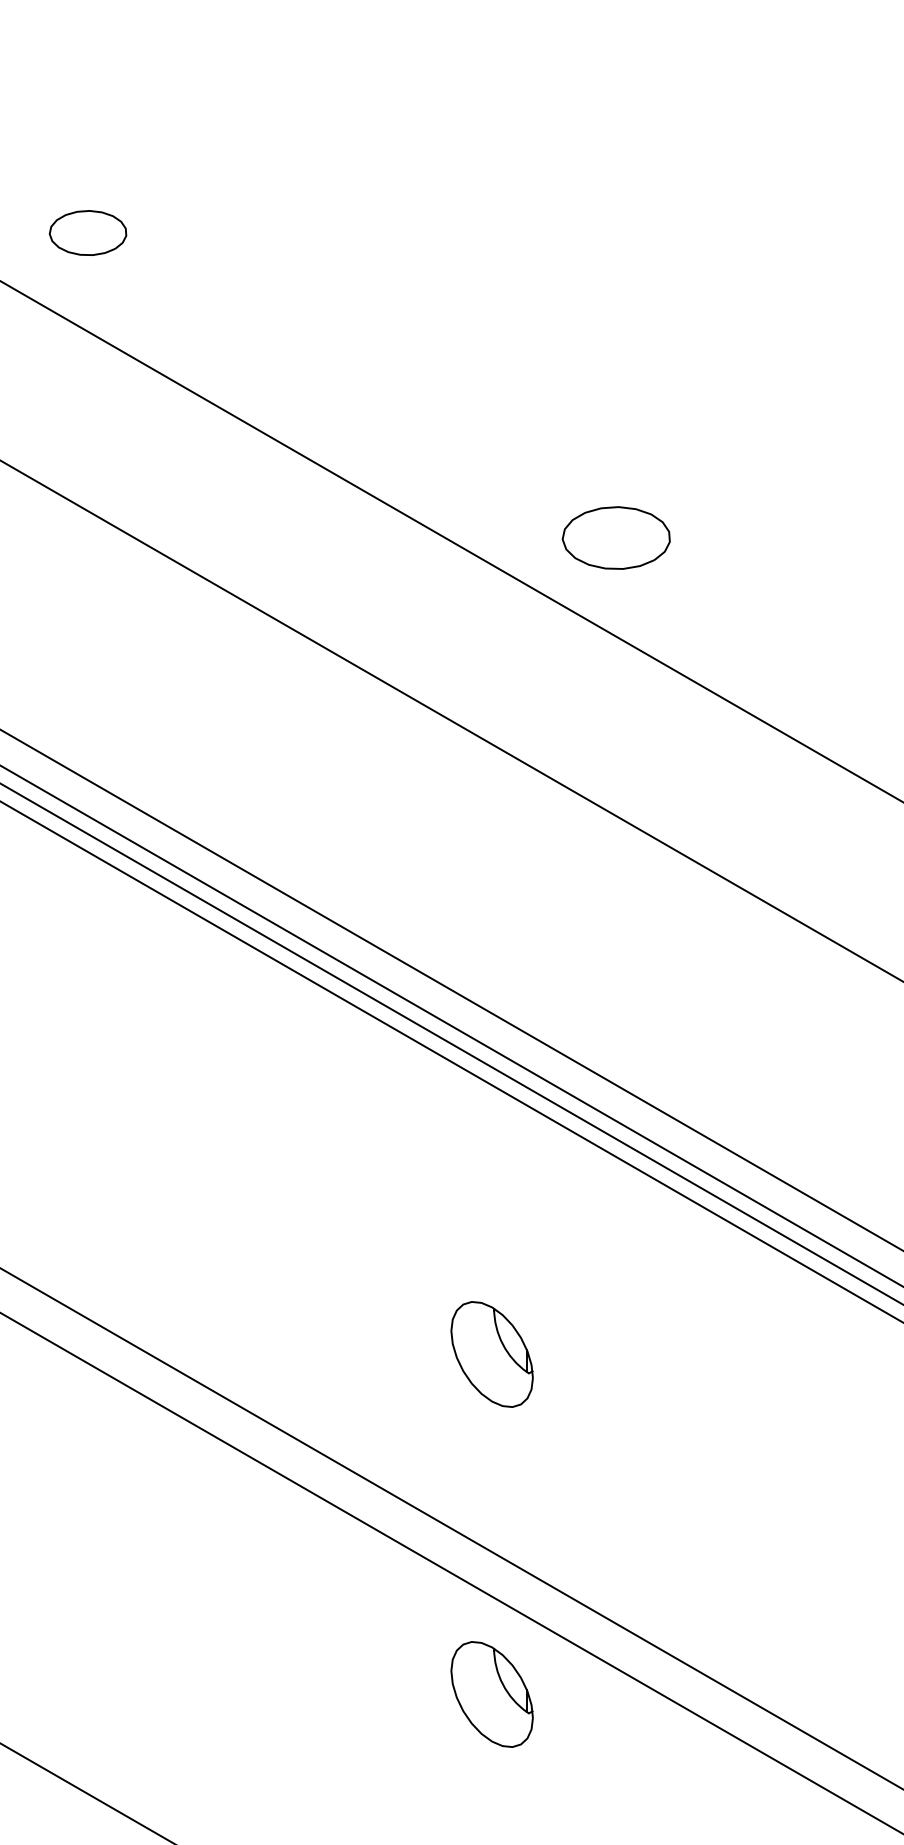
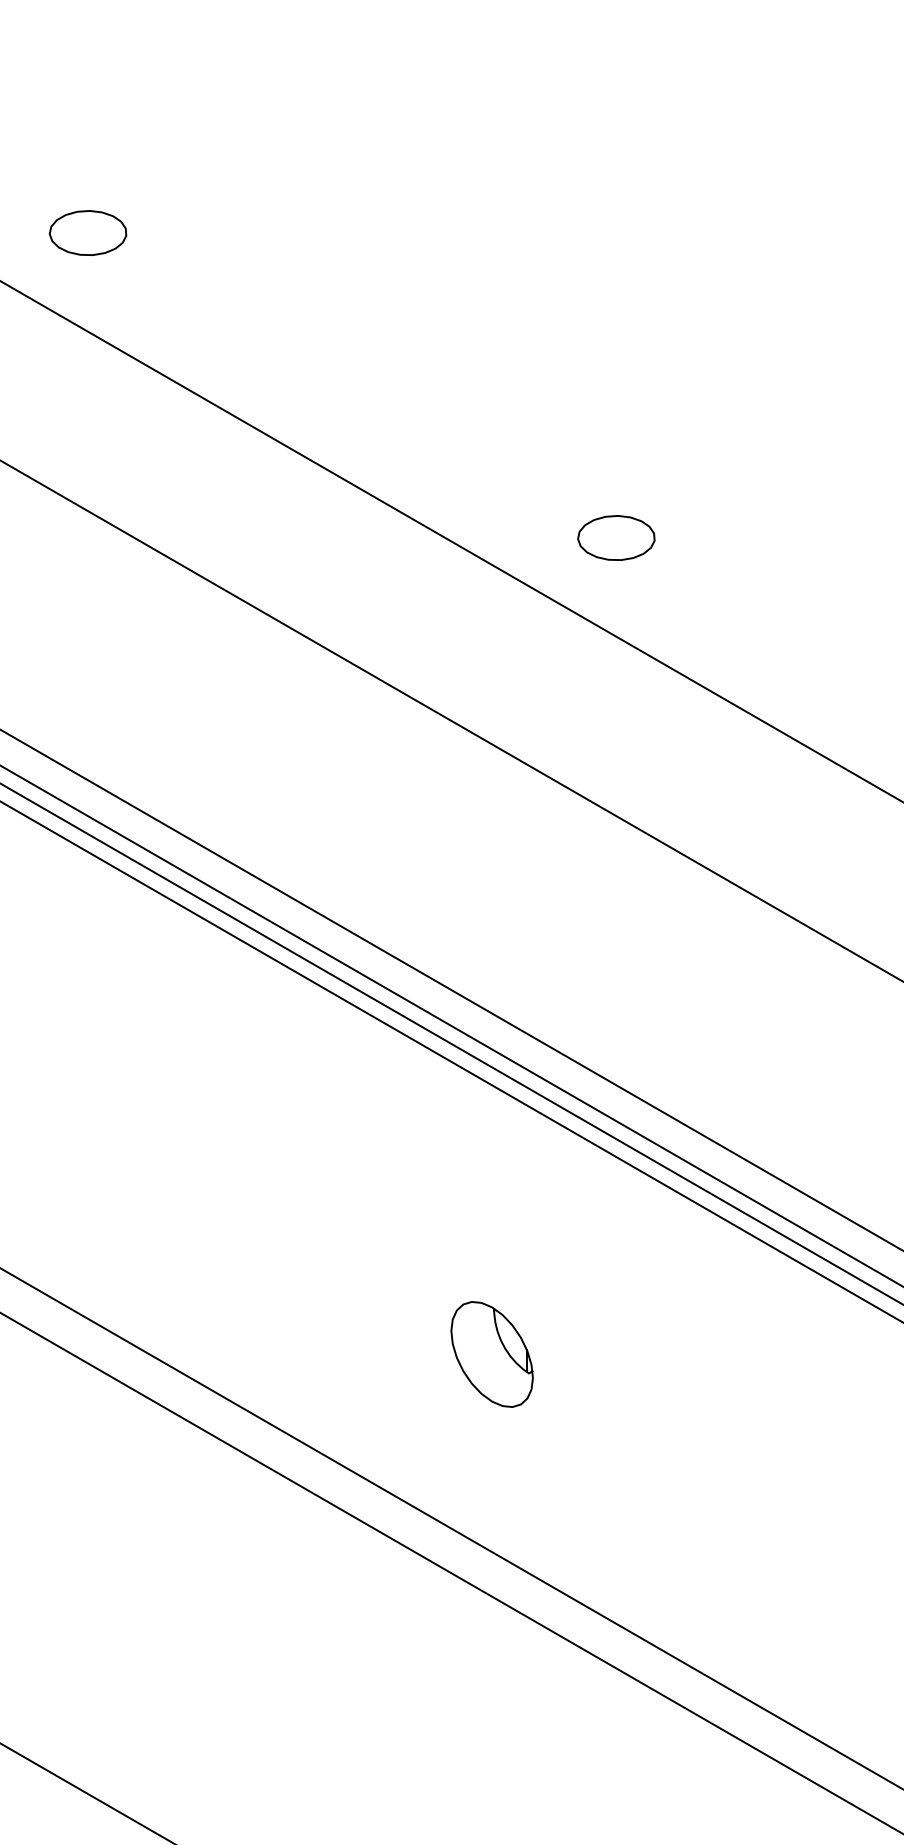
part size: 110x64 px -> 79x46 px (616, 537)
part: present -> none (491, 1694)
